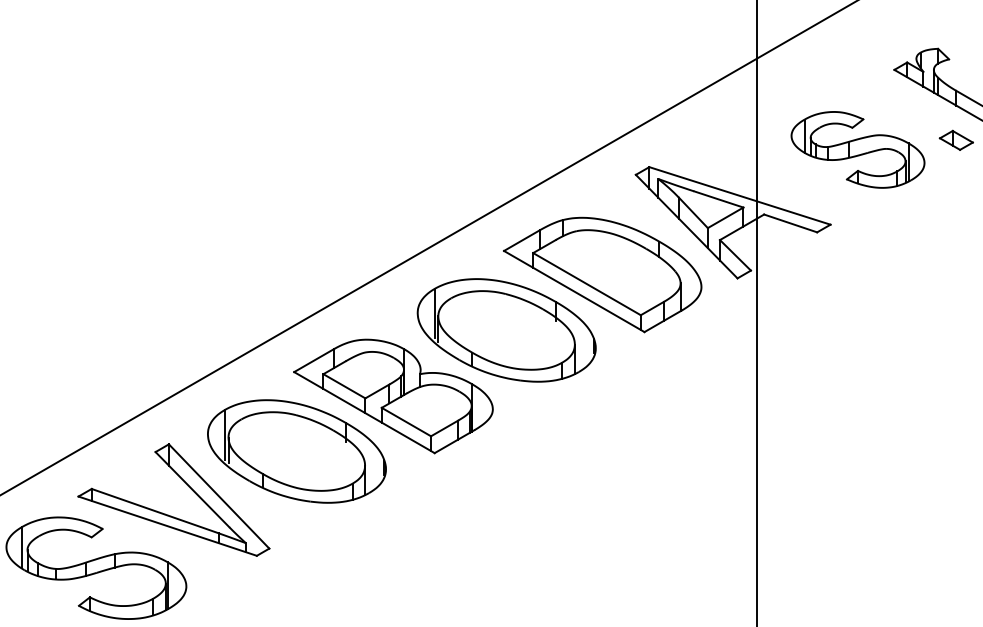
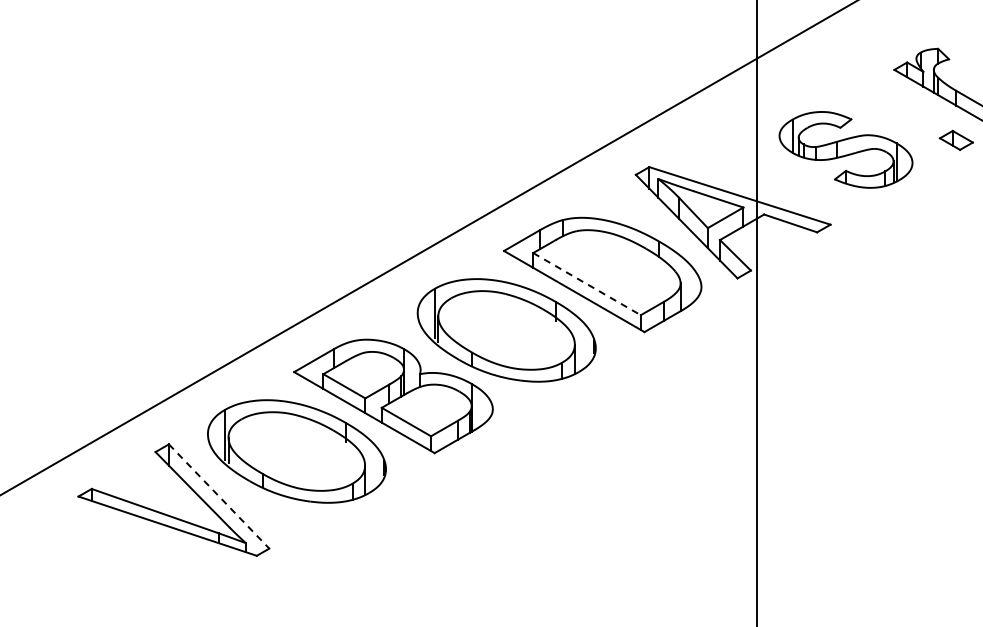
part position: (857, 149) -> (845, 149) (845, 149)
line: solid -> dashed (587, 284)
line: solid -> dashed (219, 496)
part: present -> none (96, 567)
